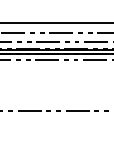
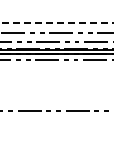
line: solid -> dashed (56, 22)
